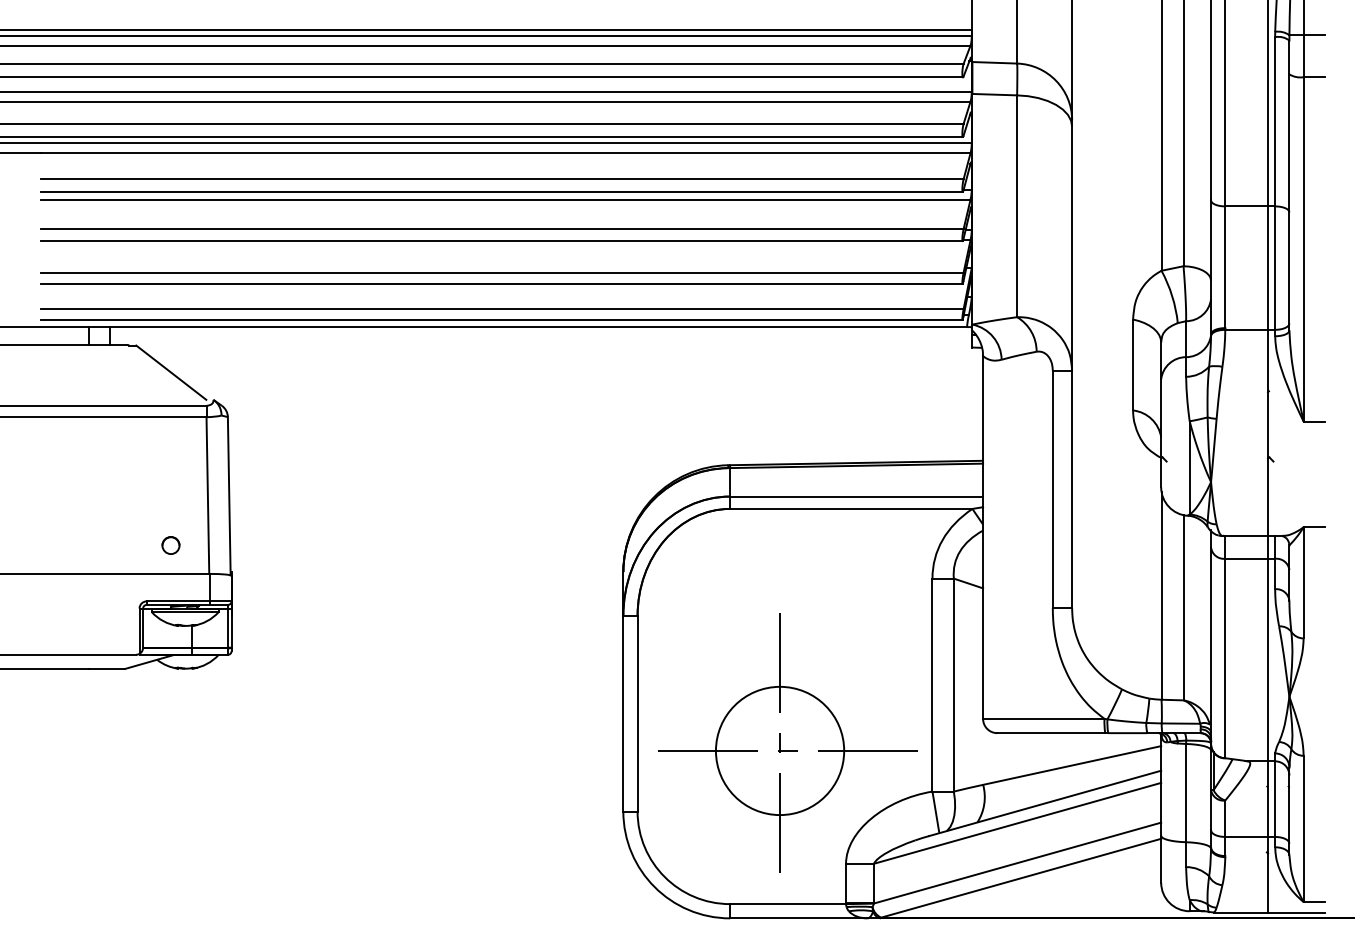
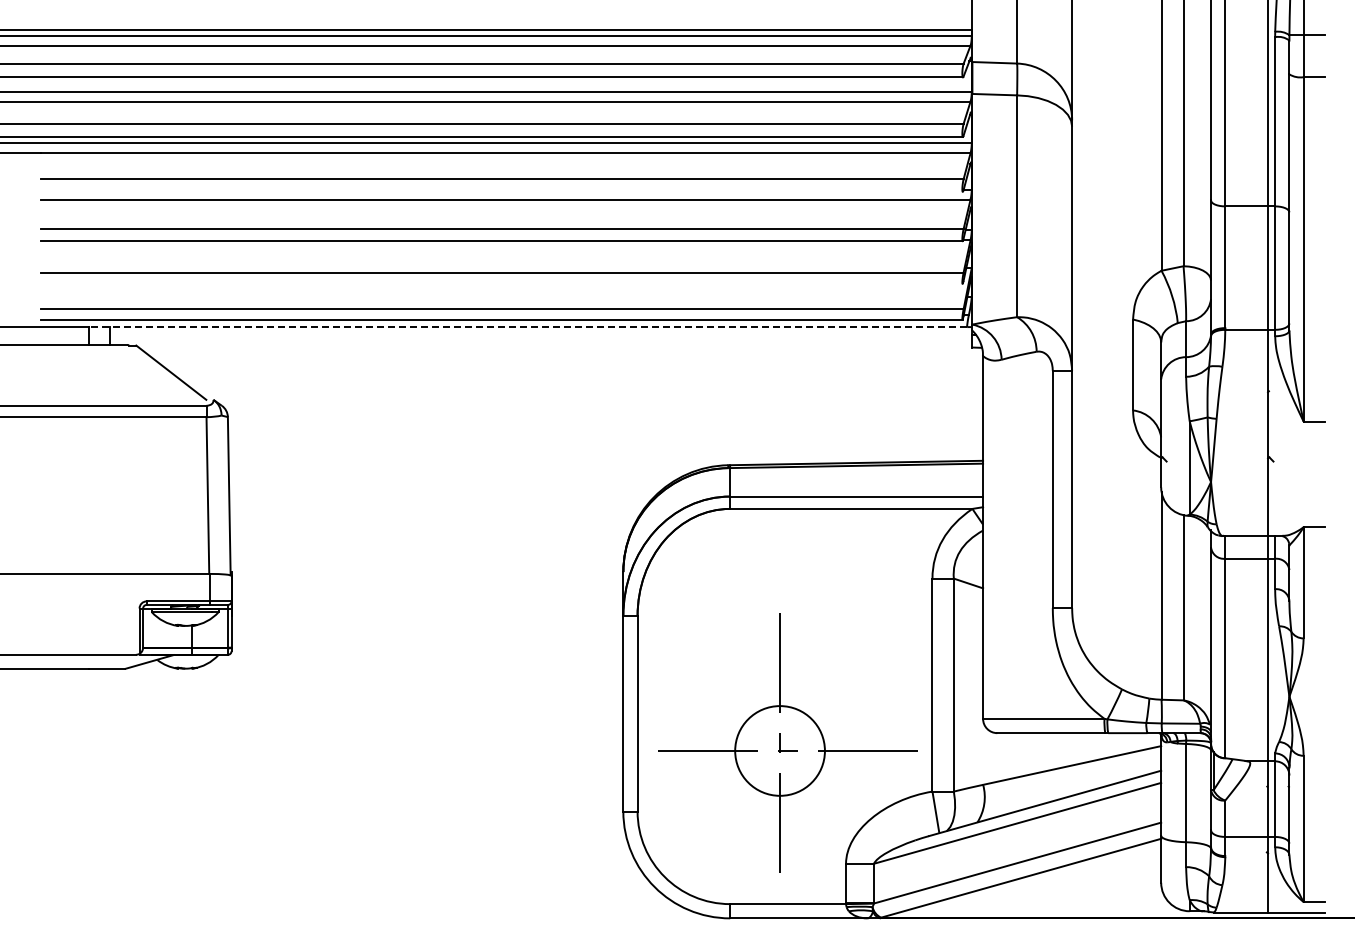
line: present -> none (501, 191)
line: present -> none (501, 283)
line: solid -> dashed (528, 327)
circle: present -> none (170, 545)
circle diameter: 128 px -> 90 px (779, 750)
